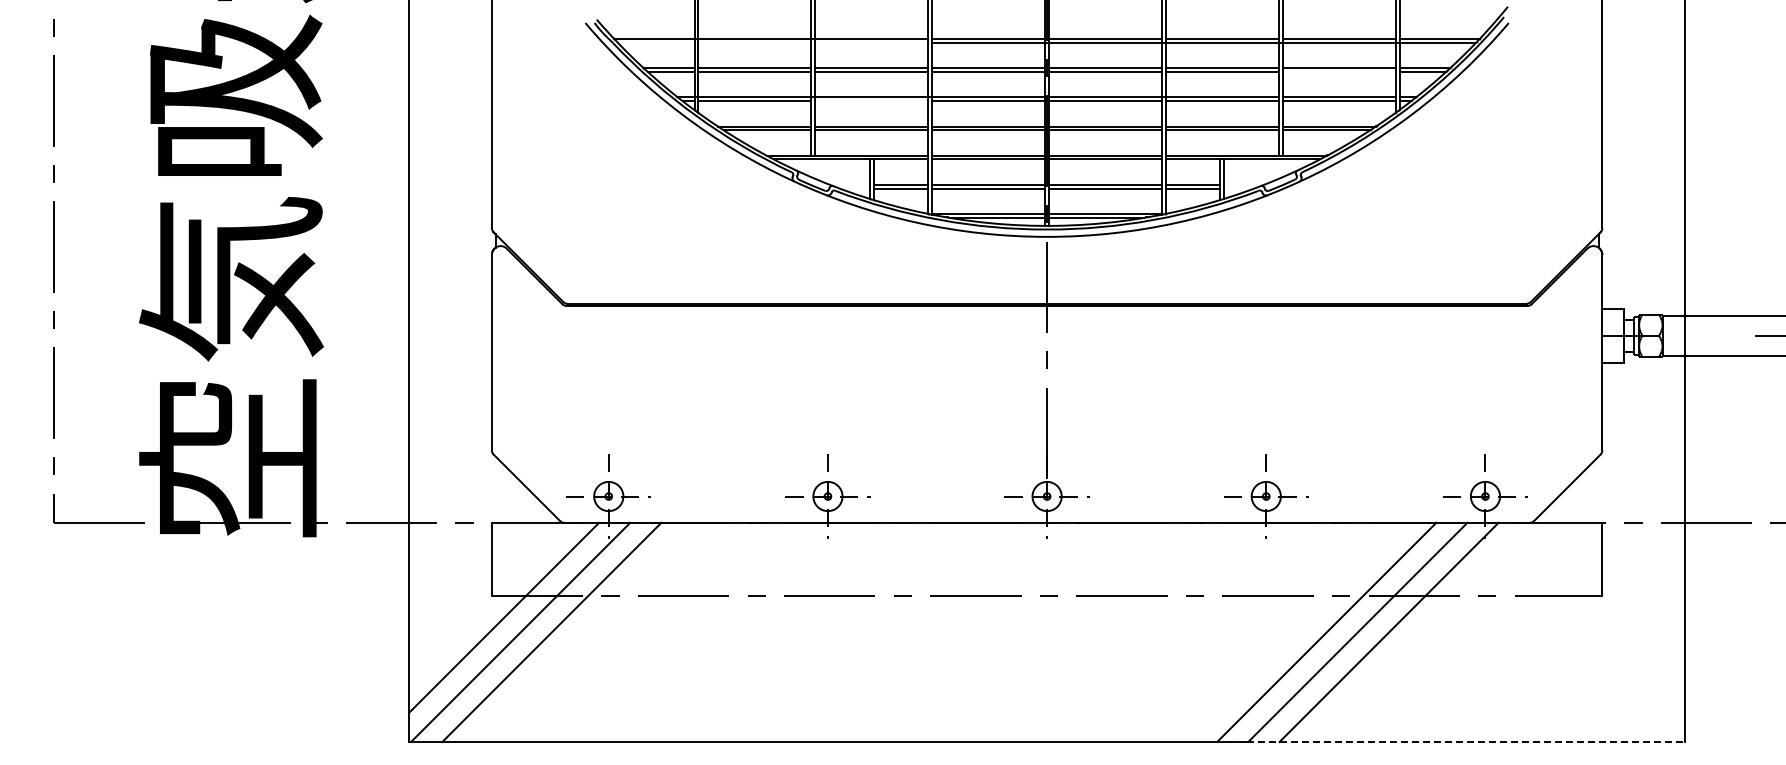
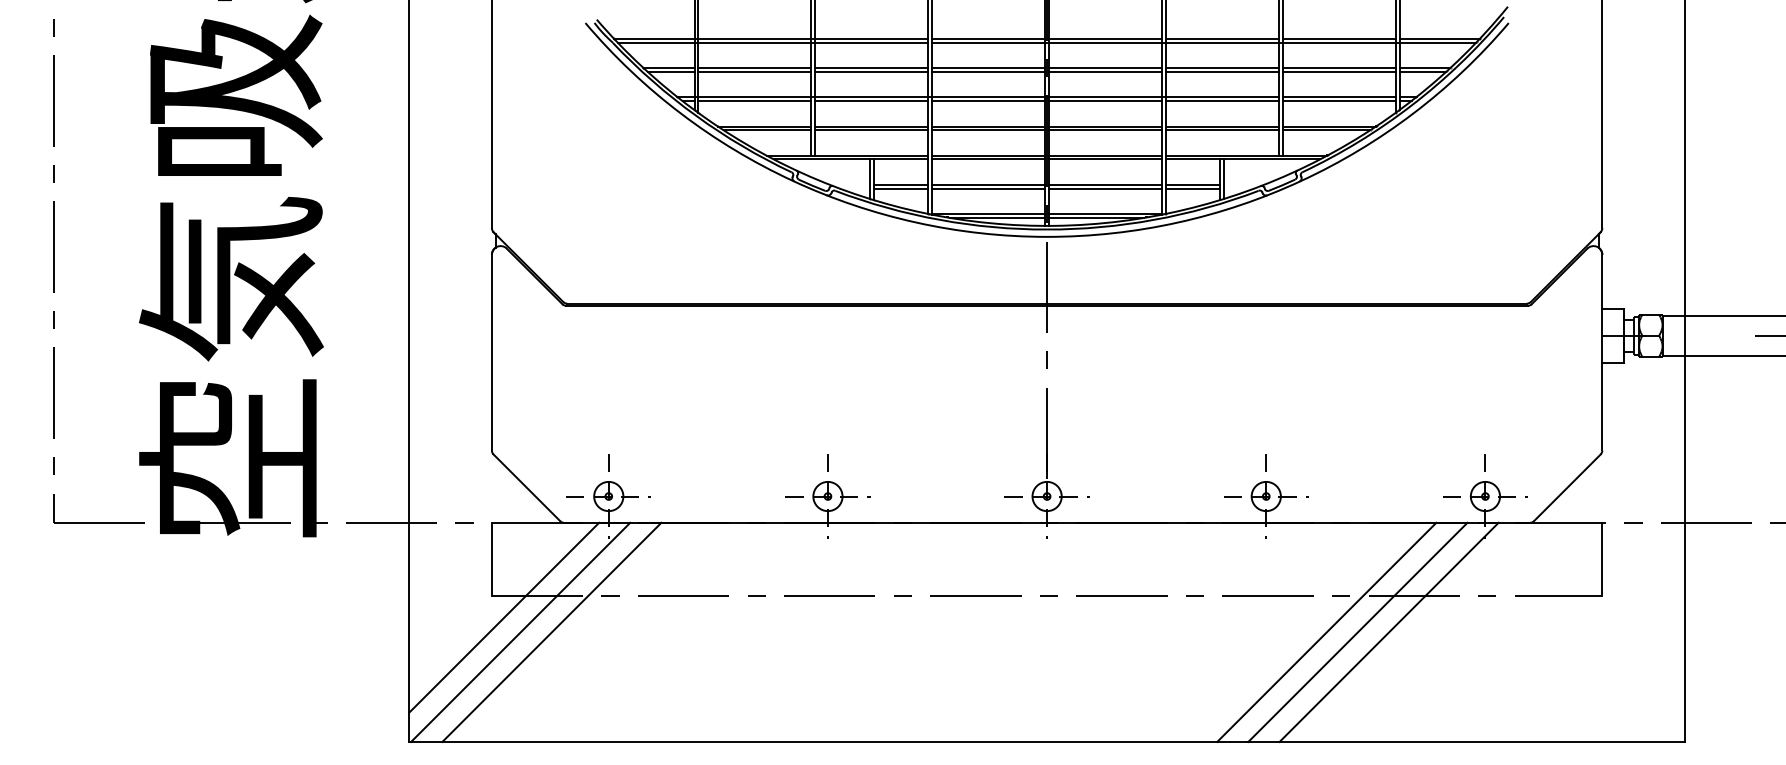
line: none -> present (772, 42)
line: none -> present (1338, 71)
line: none -> present (871, 101)
line: dashed -> solid (1466, 741)
